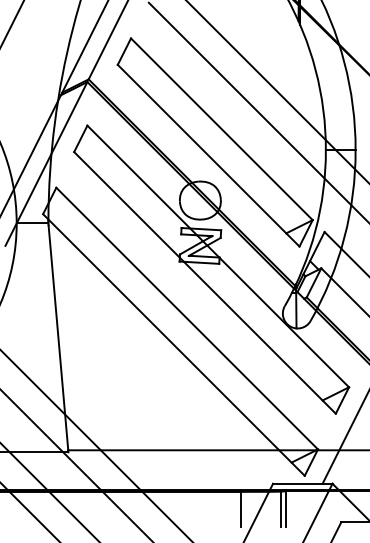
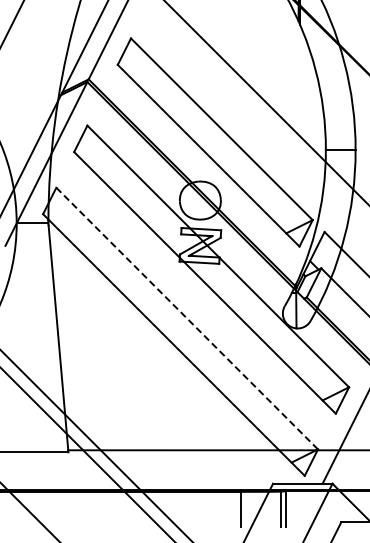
line position: (277, 91) -> (265, 102) (265, 102)
line: present -> none (257, 111)
line: solid -> dashed (187, 318)
line position: (76, 465) -> (87, 454) (87, 454)
line: present -> none (49, 491)
